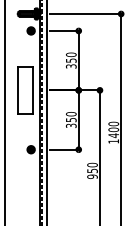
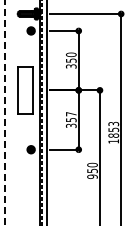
line: solid -> dashed (4, 113)
text: 350 -> 357 (70, 114)
text: 1400 -> 1853 (113, 129)
